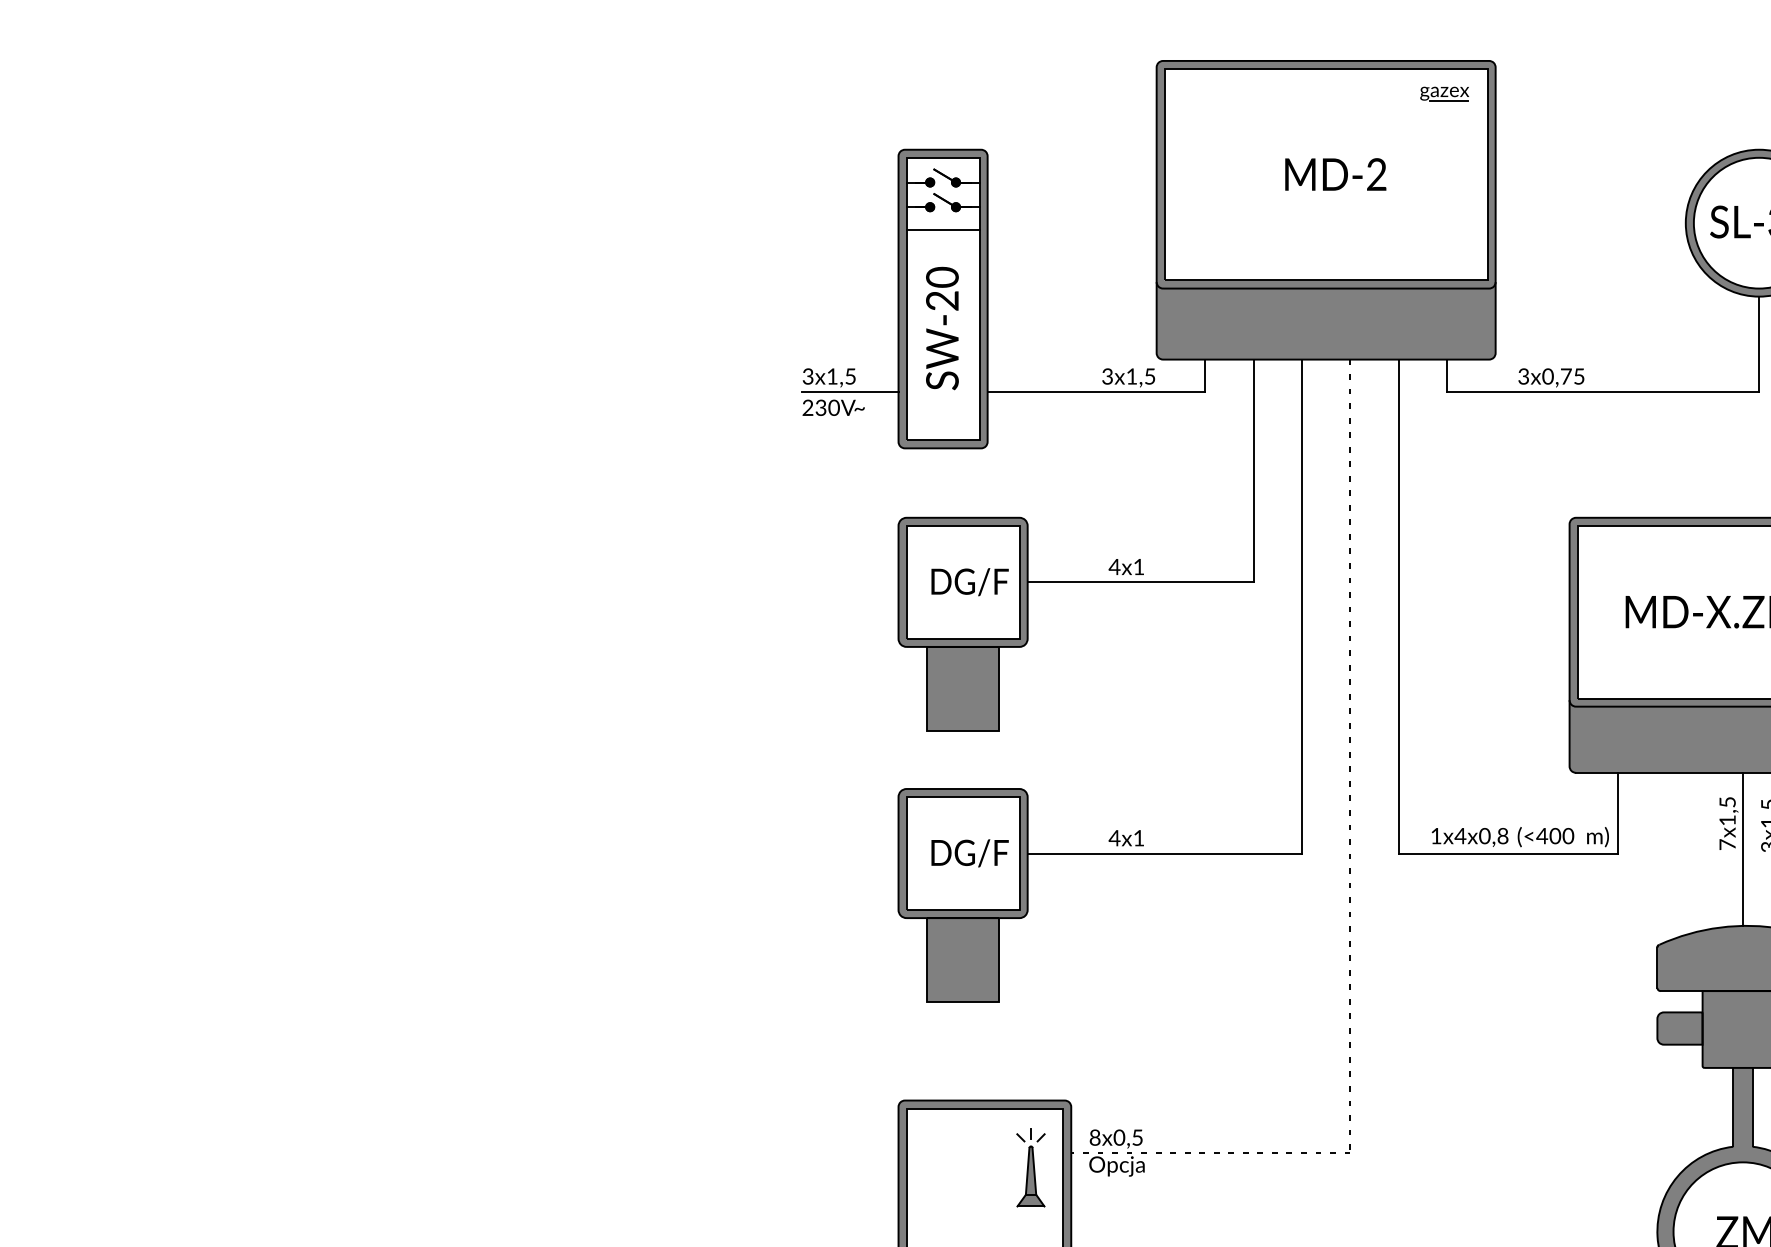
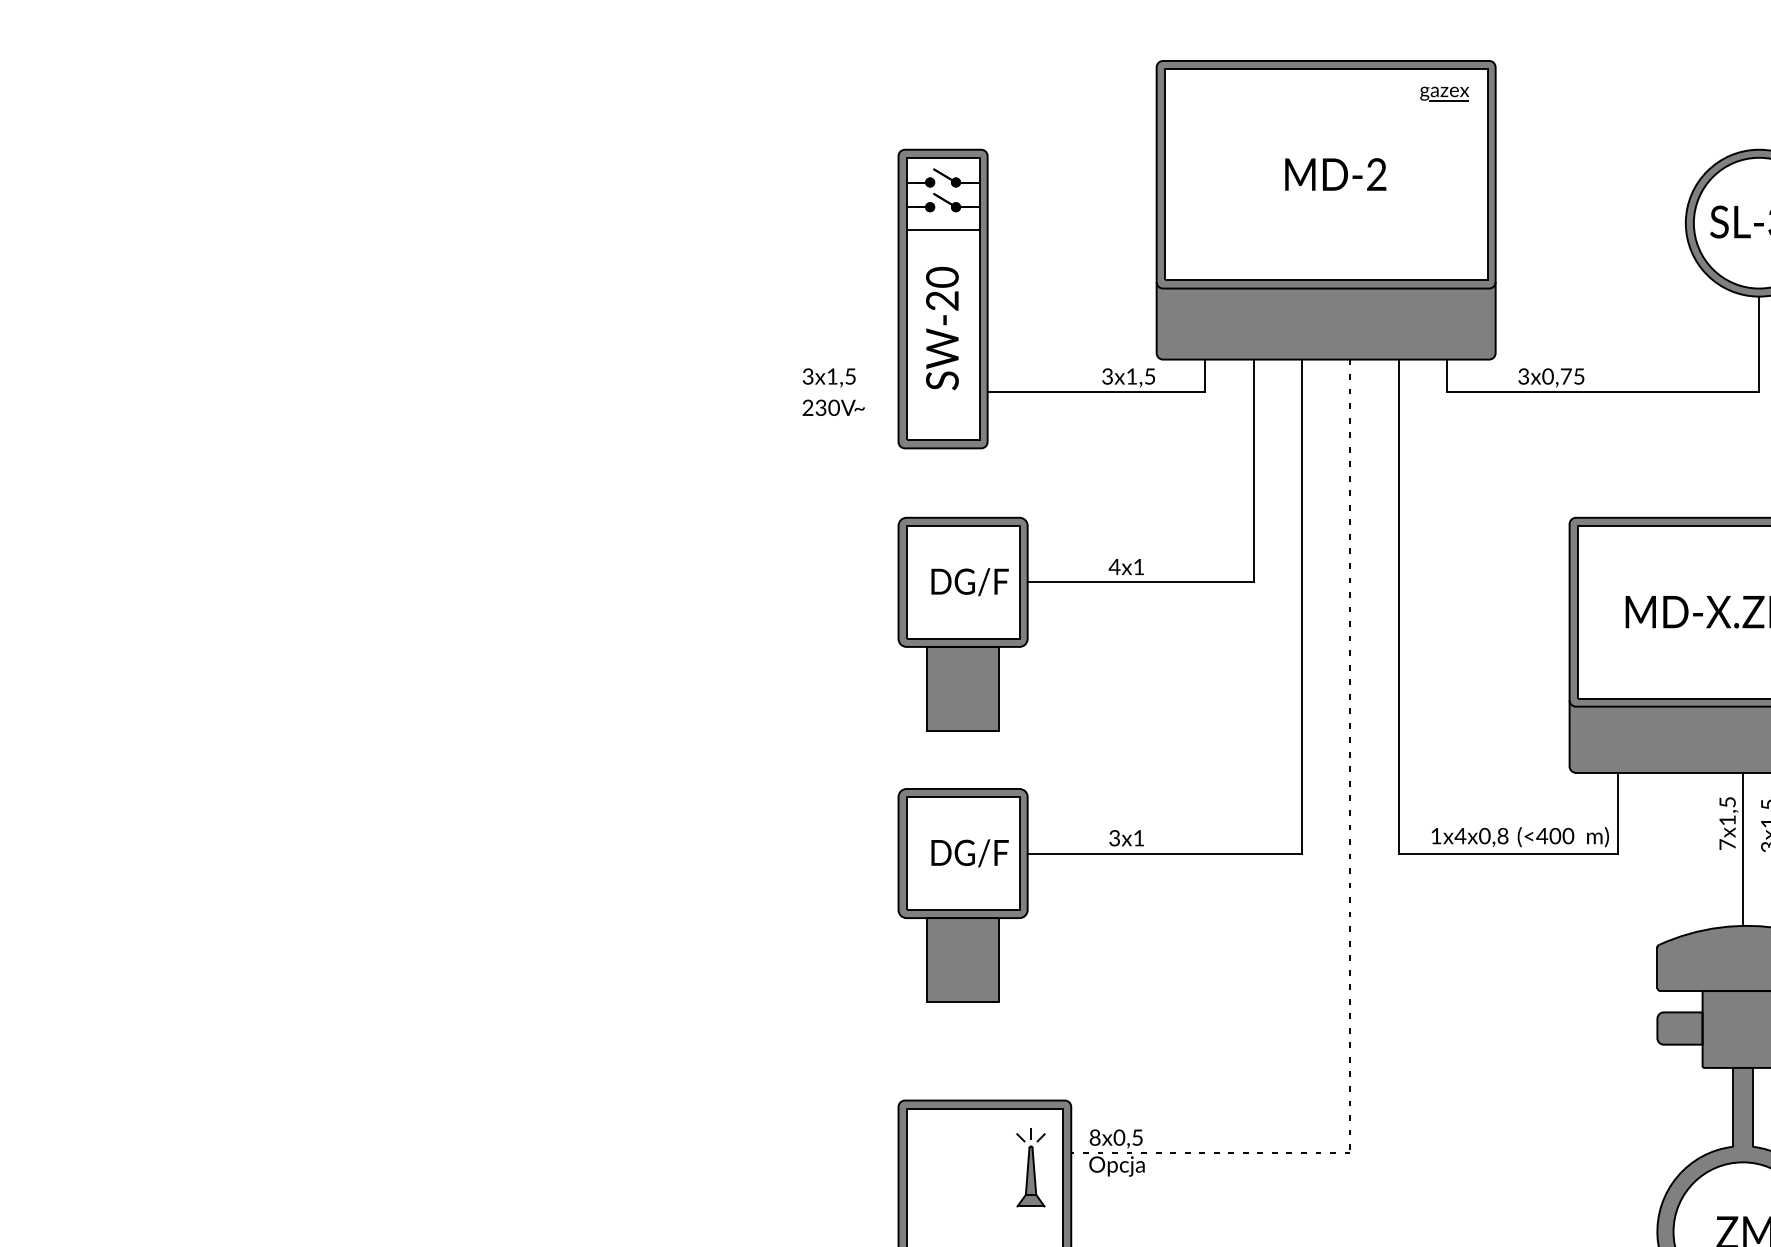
line: present -> none (849, 391)
text: 4x1 -> 3x1 (1114, 838)
